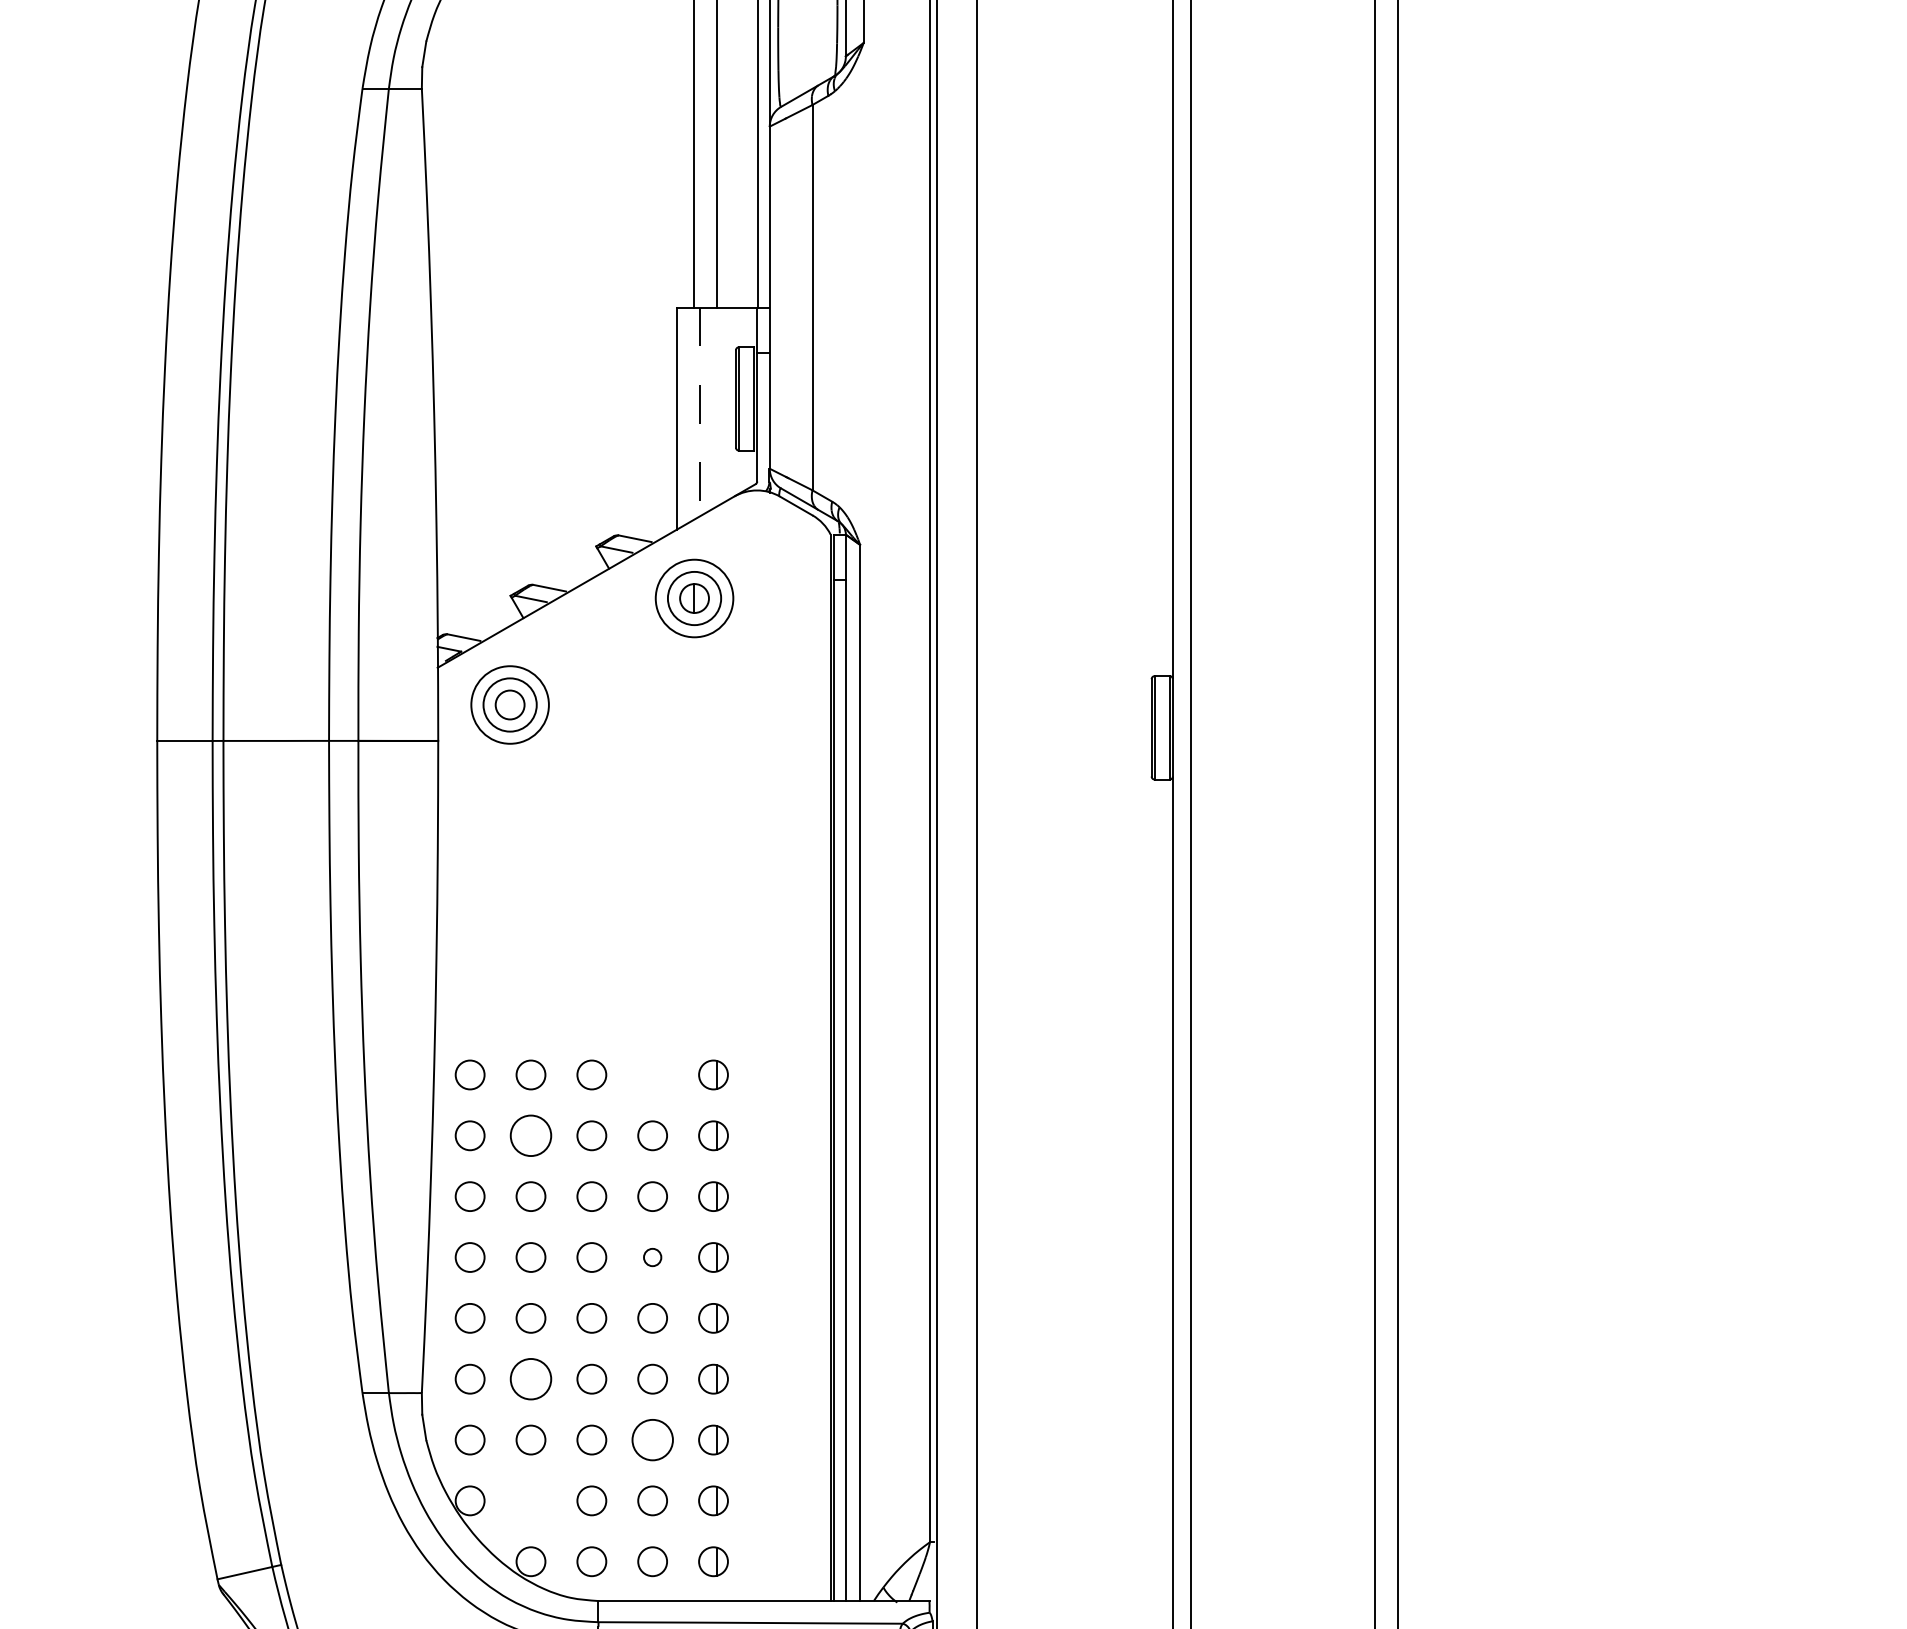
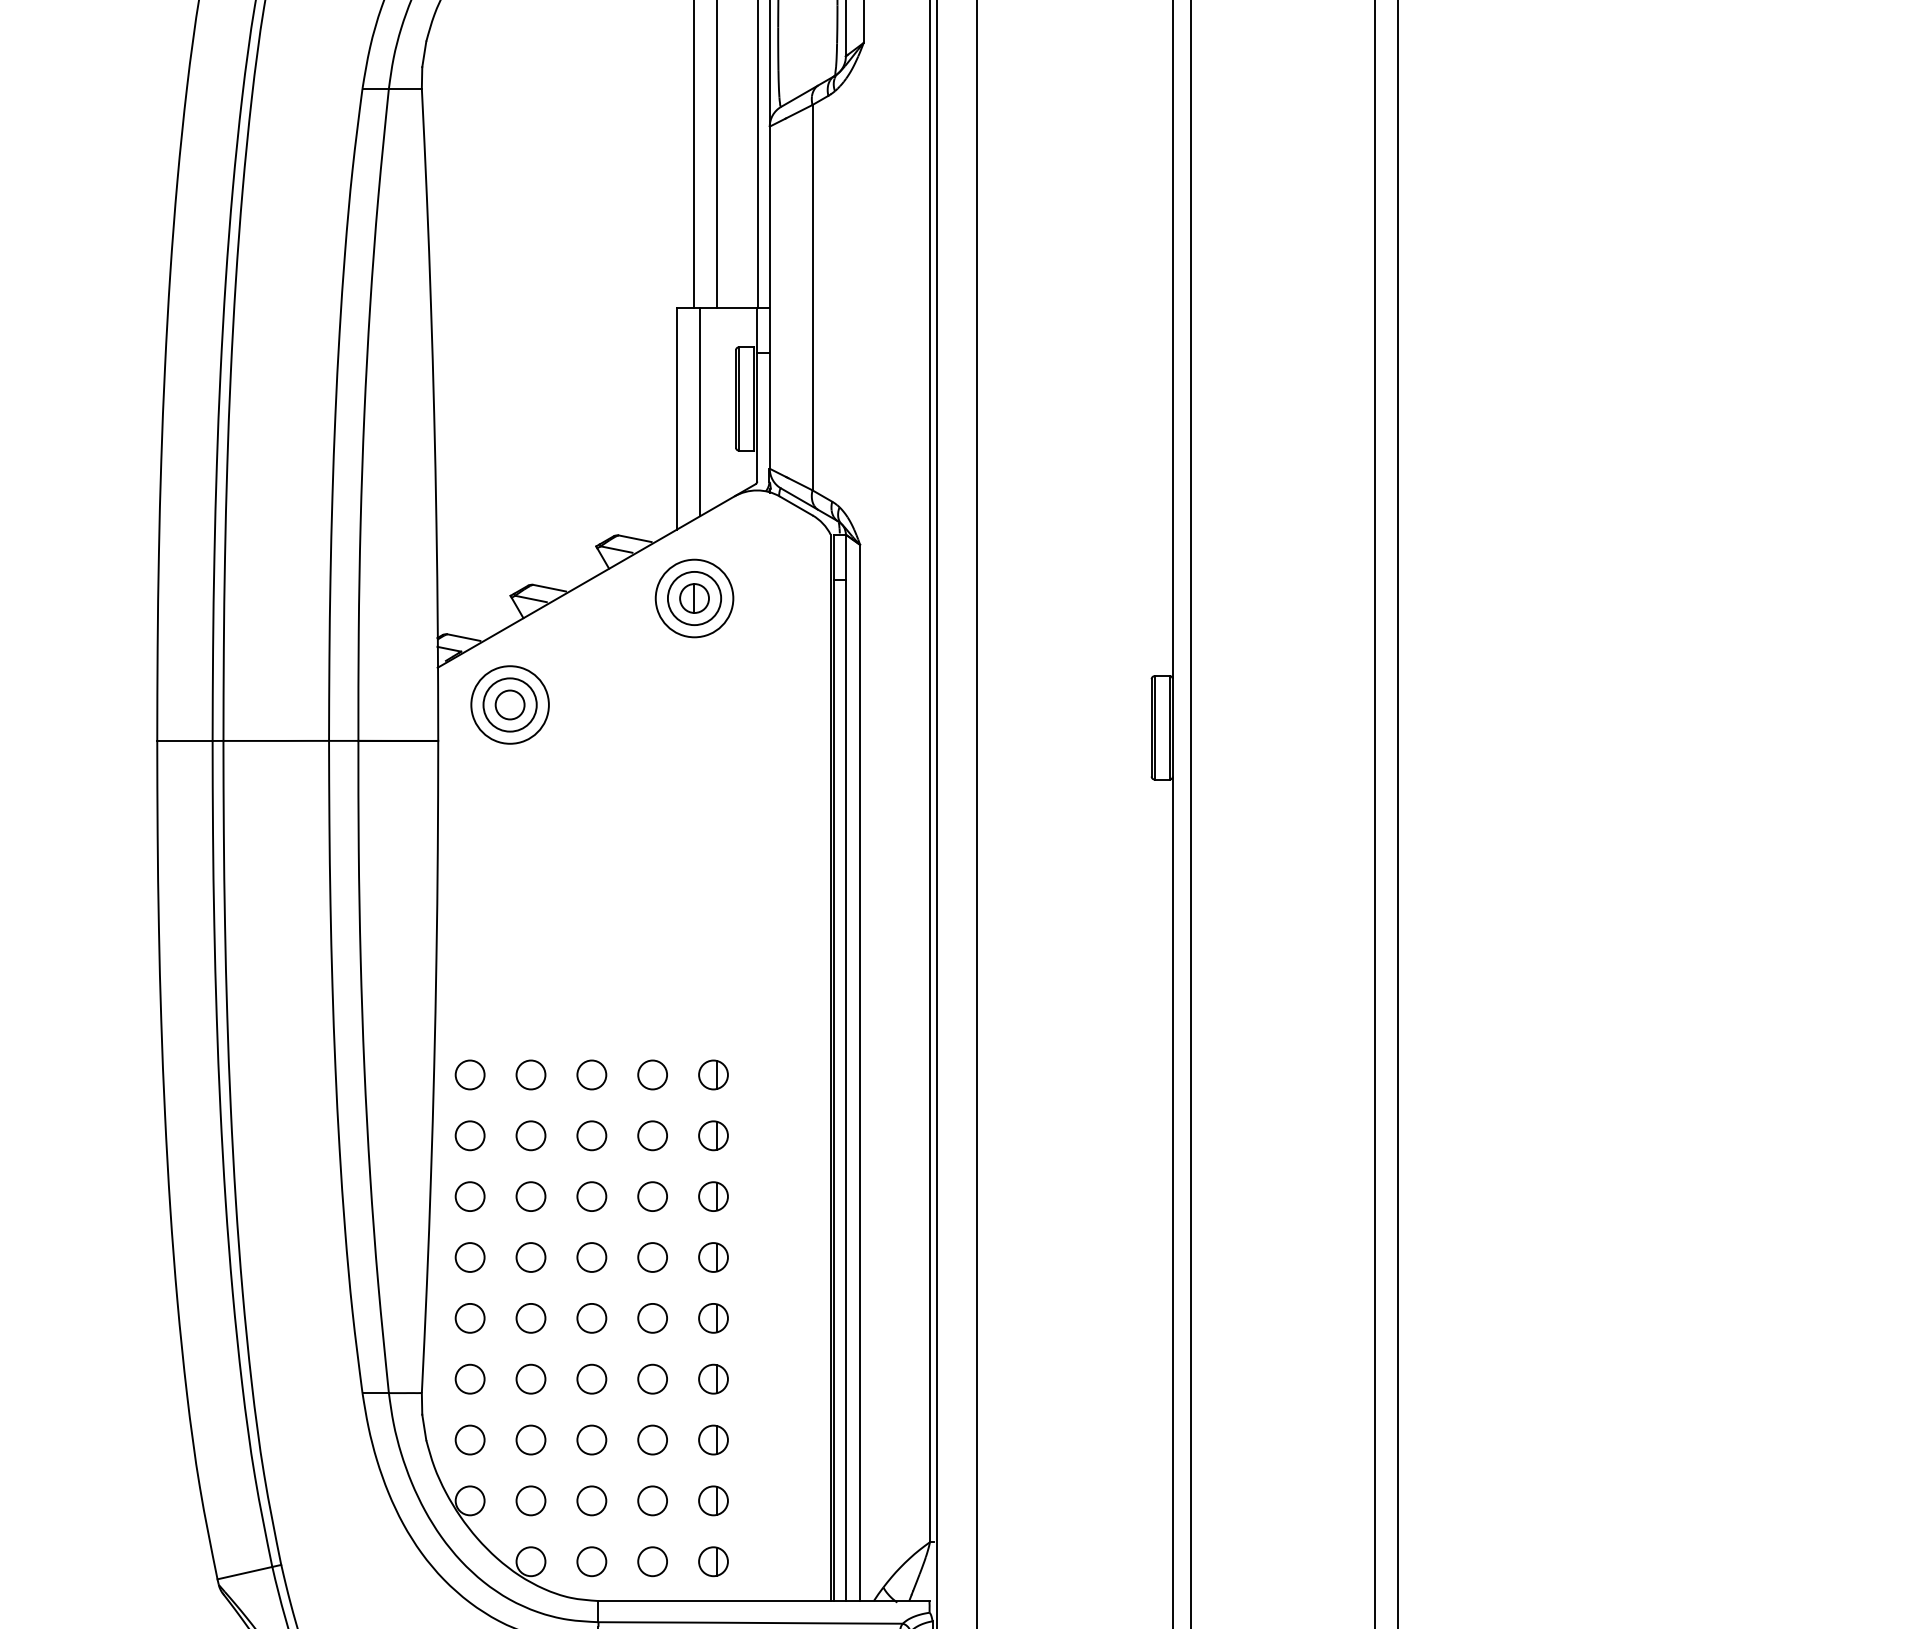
line: dashed -> solid (699, 412)
circle: none -> present (652, 1074)
circle diameter: 40 px -> 29 px (530, 1135)
circle diameter: 17 px -> 29 px (652, 1257)
circle diameter: 40 px -> 29 px (530, 1378)
circle size: 43x43 px -> 31x32 px (652, 1439)
circle: none -> present (530, 1500)
